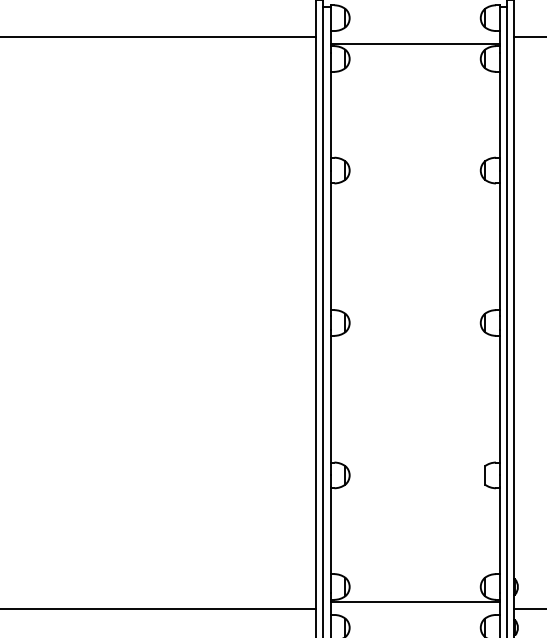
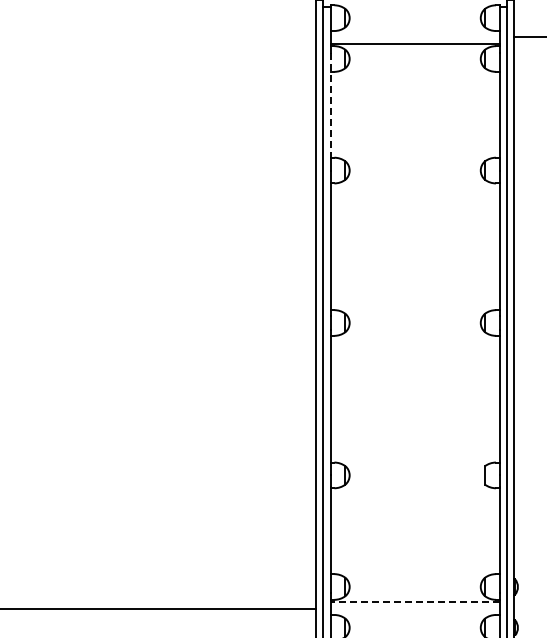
line: present -> none (159, 36)
line: solid -> dashed (330, 106)
line: solid -> dashed (414, 602)
line: present -> none (528, 609)
